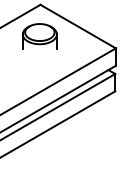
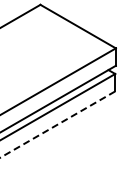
part: present -> none (39, 36)
line: solid -> dashed (57, 124)
